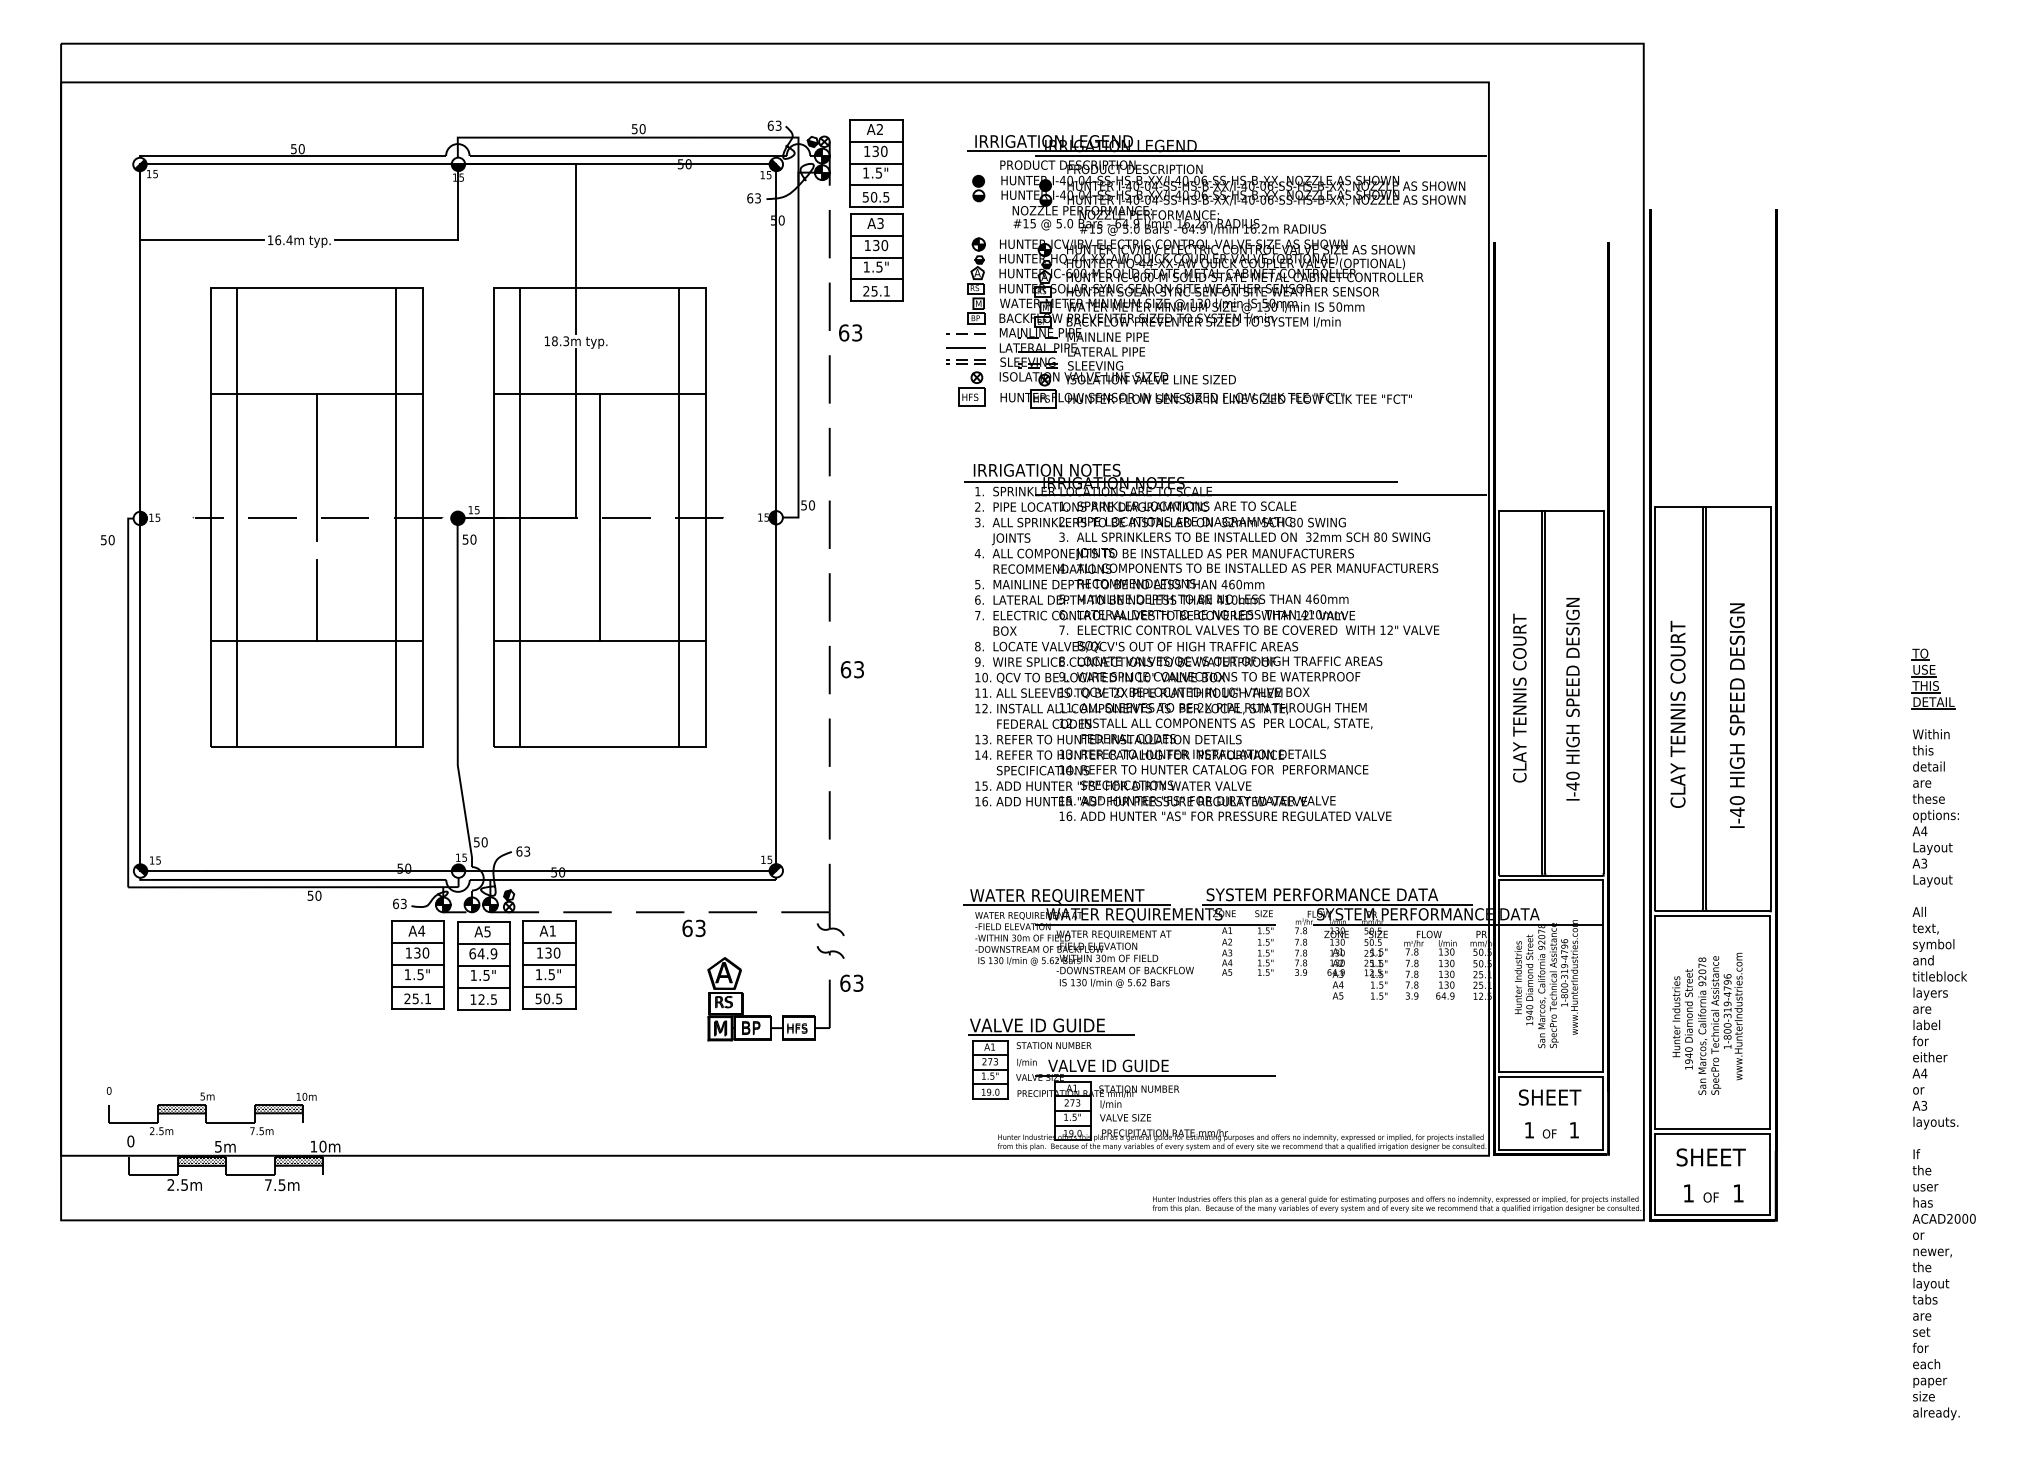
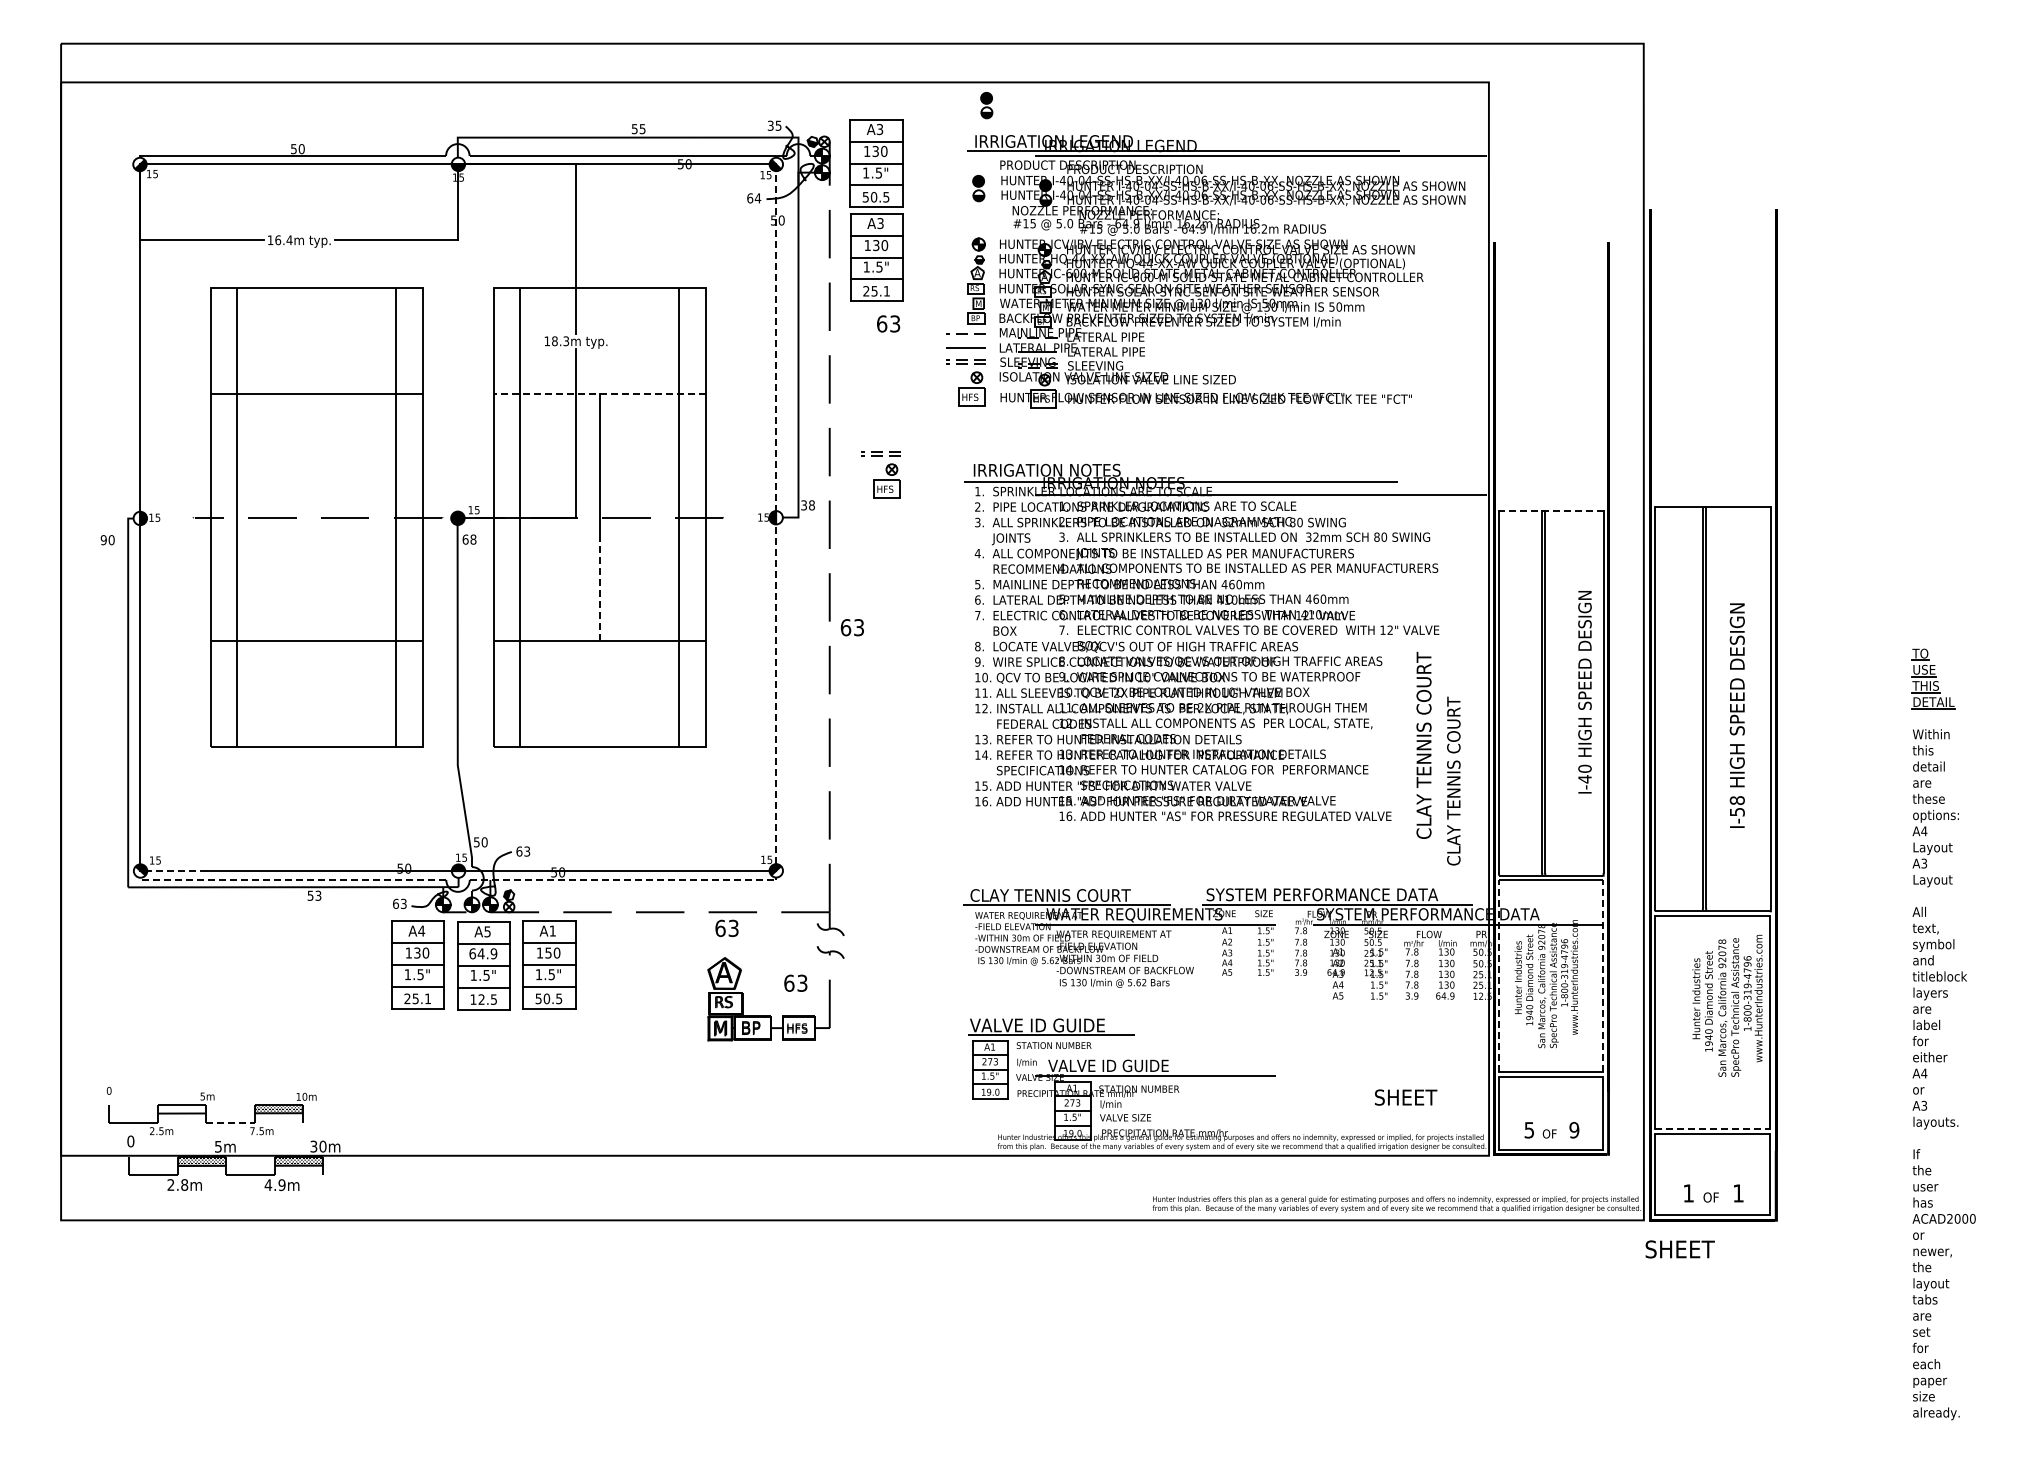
part: none -> present (986, 105)
text: 63 -> 35 (774, 125)
text: 50 -> 55 (642, 129)
text: A2 -> A3 (879, 129)
text: 63 -> 64 (757, 198)
text position: (850, 332) -> (888, 323) (888, 323)
text: MAINLINE PIPE -> LATERAL PIPE (1108, 336)
line: solid -> dashed (599, 393)
line: present -> none (317, 467)
part: none -> present (880, 474)
text: 50 -> 38 (808, 505)
line: solid -> dashed (1550, 510)
line: solid -> dashed (776, 518)
text: 50 -> 90 (103, 539)
text: 50 -> 68 (469, 539)
line: solid -> dashed (599, 591)
line: present -> none (317, 600)
text position: (851, 669) -> (851, 627) (851, 627)
text position: (1519, 697) -> (1453, 780) (1453, 780)
text position: (1572, 699) -> (1584, 692) (1584, 692)
text position: (1677, 713) -> (1423, 744) (1423, 744)
text: I-40 -> I-58 (1737, 806)
line: solid -> dashed (173, 870)
line: solid -> dashed (290, 879)
line: solid -> dashed (623, 879)
text: 50 -> 53 (318, 895)
text: WATER REQUIREMENT -> CLAY TENNIS COURT (1057, 896)
text position: (693, 928) -> (726, 928) (726, 928)
text: 130 -> 150 (548, 951)
line: solid -> dashed (1499, 975)
line: solid -> dashed (1602, 975)
text position: (851, 982) -> (795, 982) (795, 982)
text position: (1707, 1023) -> (1727, 1005) (1727, 1005)
text position: (1550, 1097) -> (1406, 1097) (1406, 1097)
hatch: present -> none (182, 1109)
line: solid -> dashed (230, 1122)
line: solid -> dashed (1712, 1129)
text: 1 -> 5 (1528, 1130)
text: 1 -> 9 (1574, 1130)
text: 10m -> 30m (313, 1146)
text position: (1710, 1157) -> (1679, 1249) (1679, 1249)
text: 2.5m -> 2.8m (184, 1184)
text: 7.5m -> 4.9m (274, 1184)
